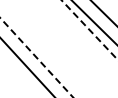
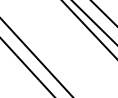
line: dashed -> solid (89, 29)
line: dashed -> solid (36, 57)
